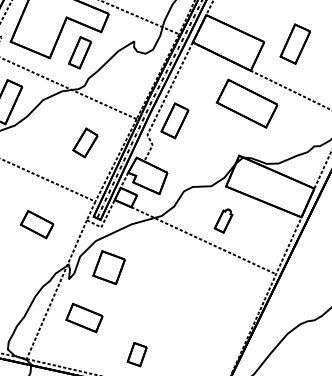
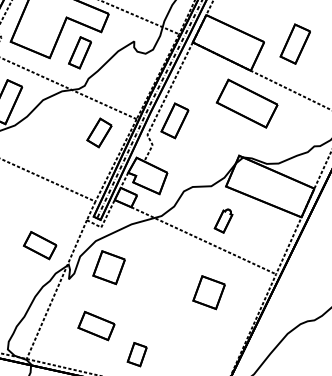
part position: (85, 142) -> (99, 132) (99, 132)
part position: (37, 224) -> (40, 245) (40, 245)
part: none -> present (208, 292)
part position: (84, 317) -> (96, 325) (96, 325)
